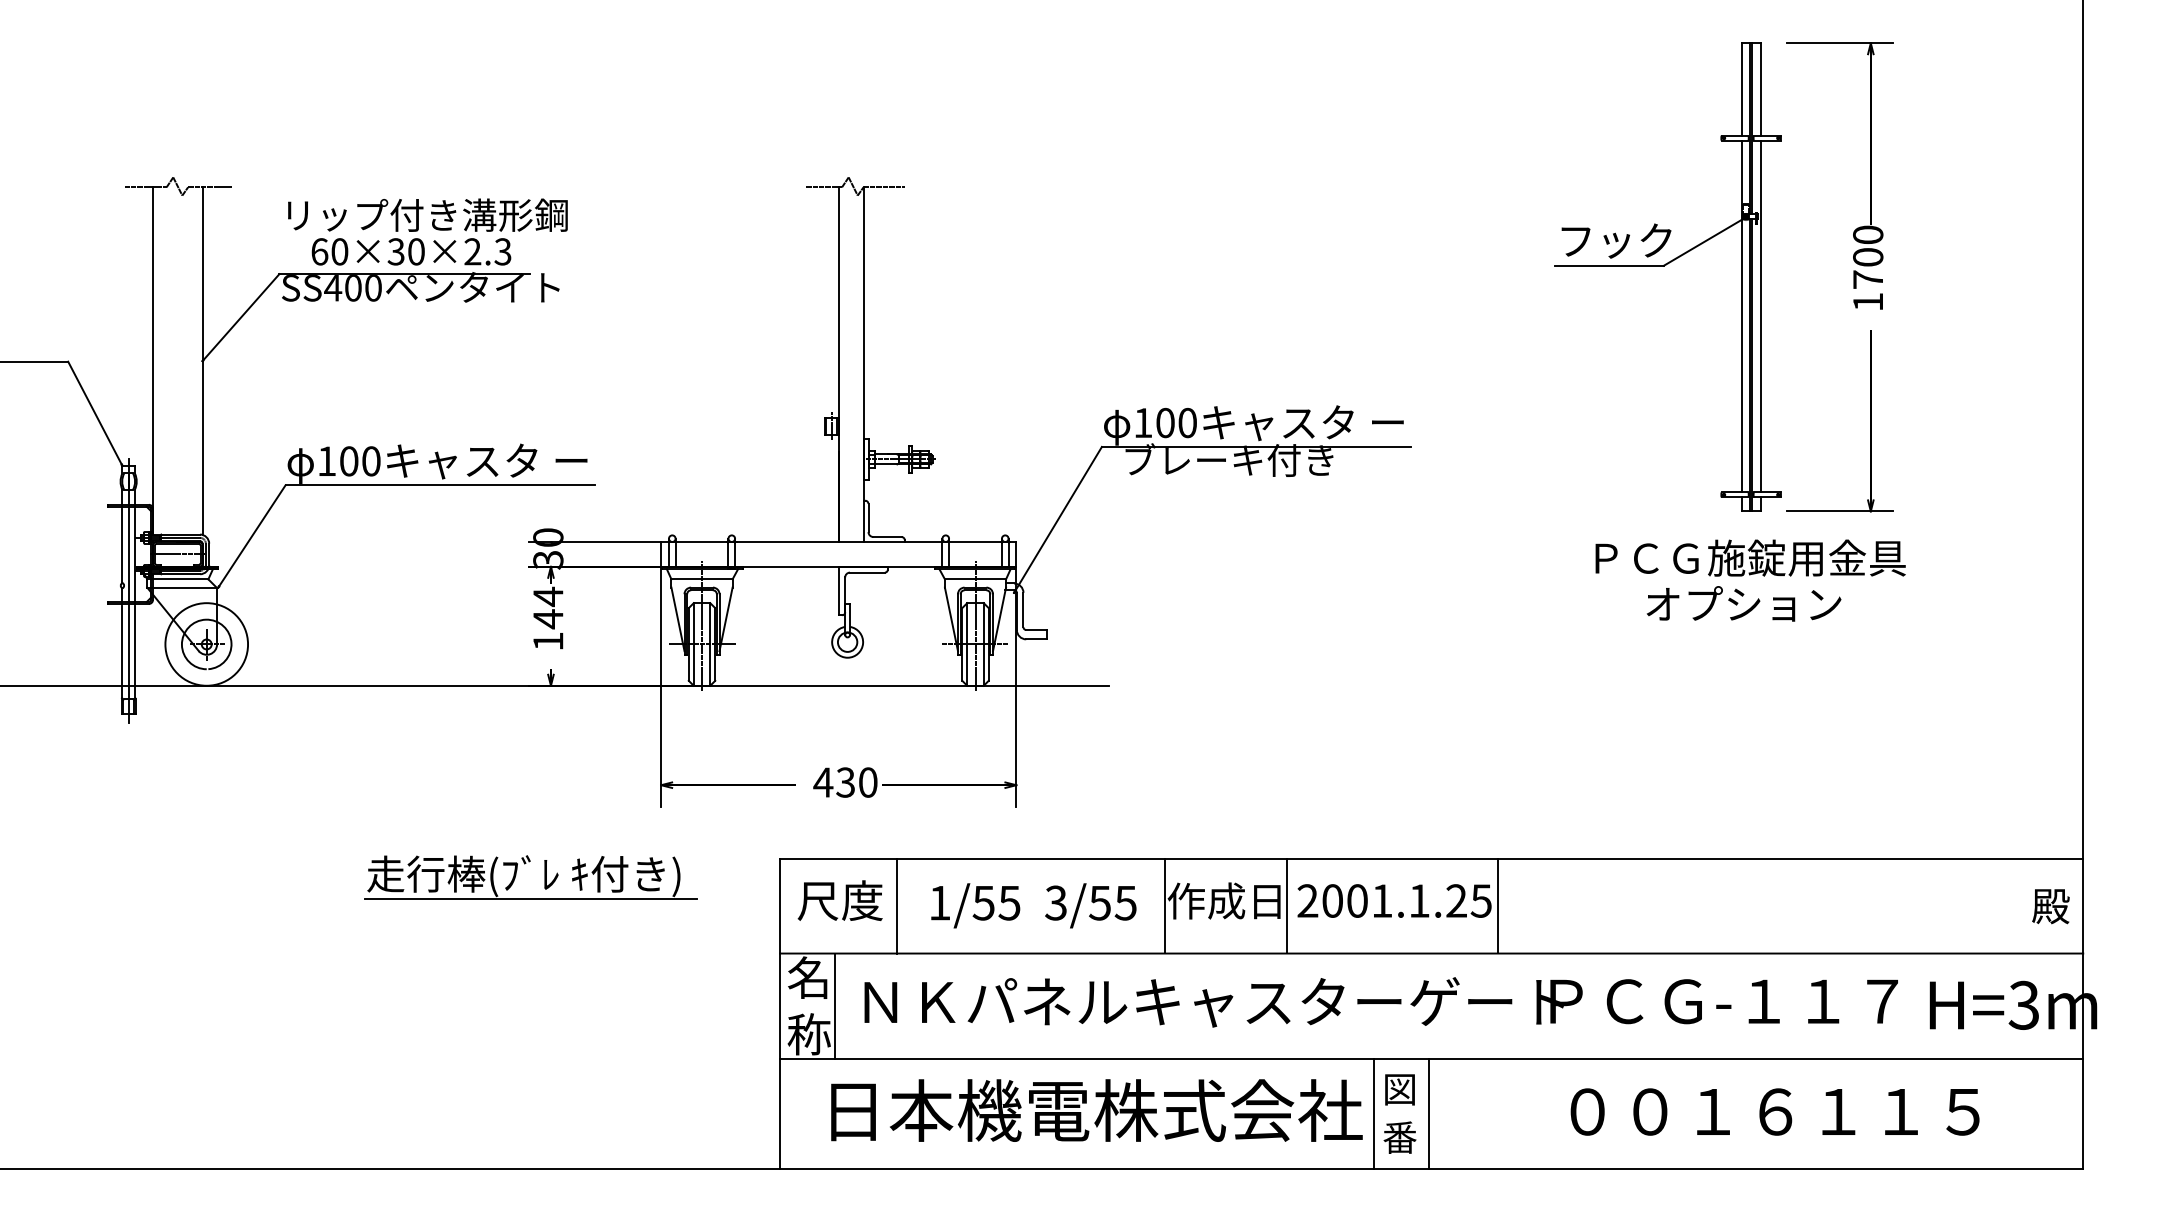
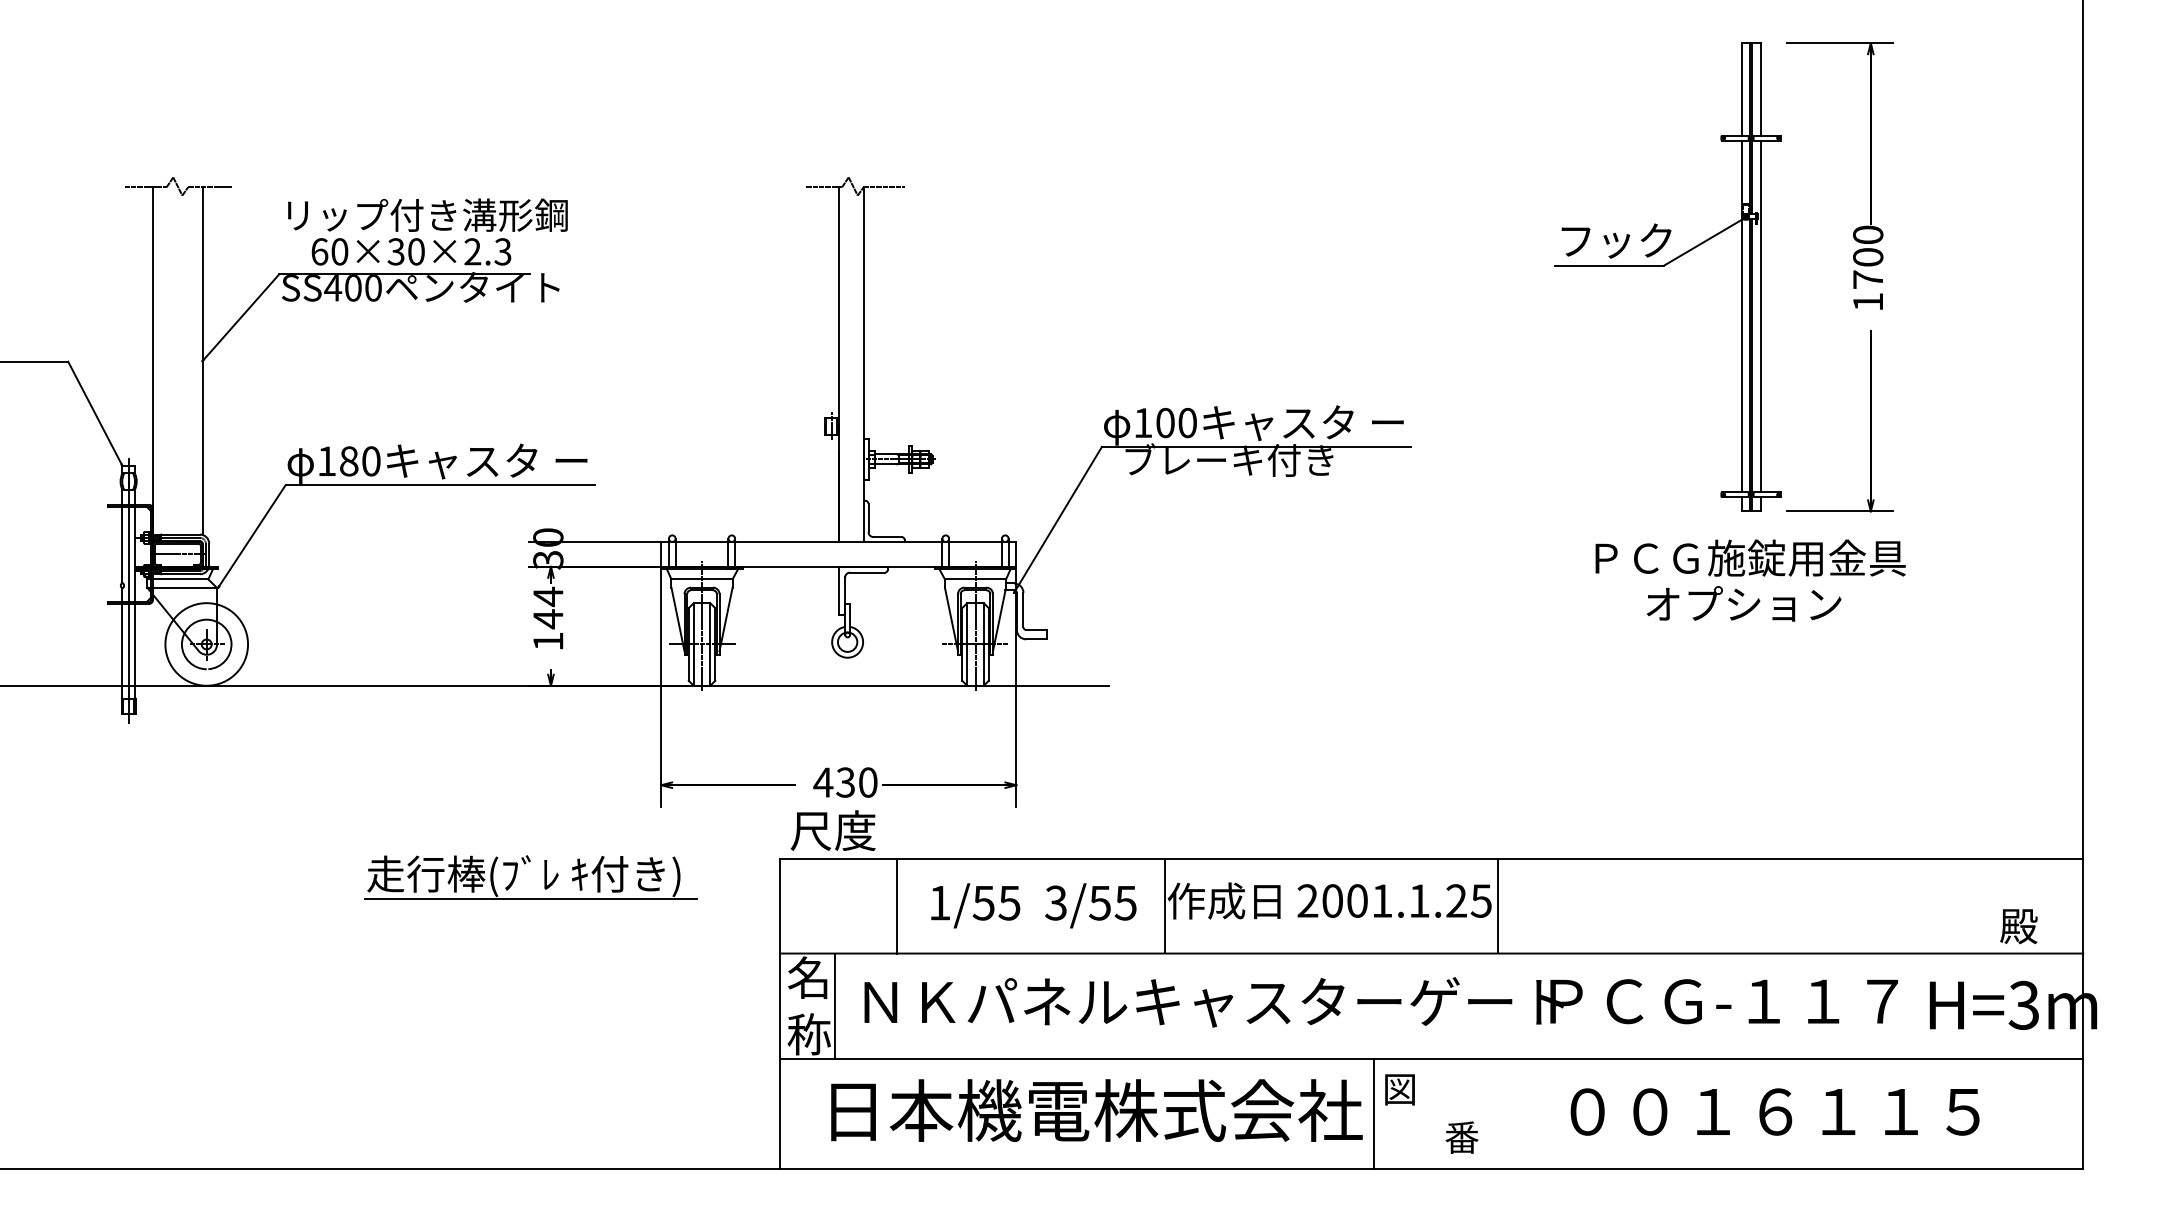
text: 100 -> 180 (349, 461)
text position: (839, 900) -> (832, 830) (832, 830)
line: present -> none (1287, 906)
text position: (2050, 906) -> (2018, 926) (2018, 926)
line: present -> none (1429, 1113)
text position: (1399, 1137) -> (1461, 1137) (1461, 1137)
